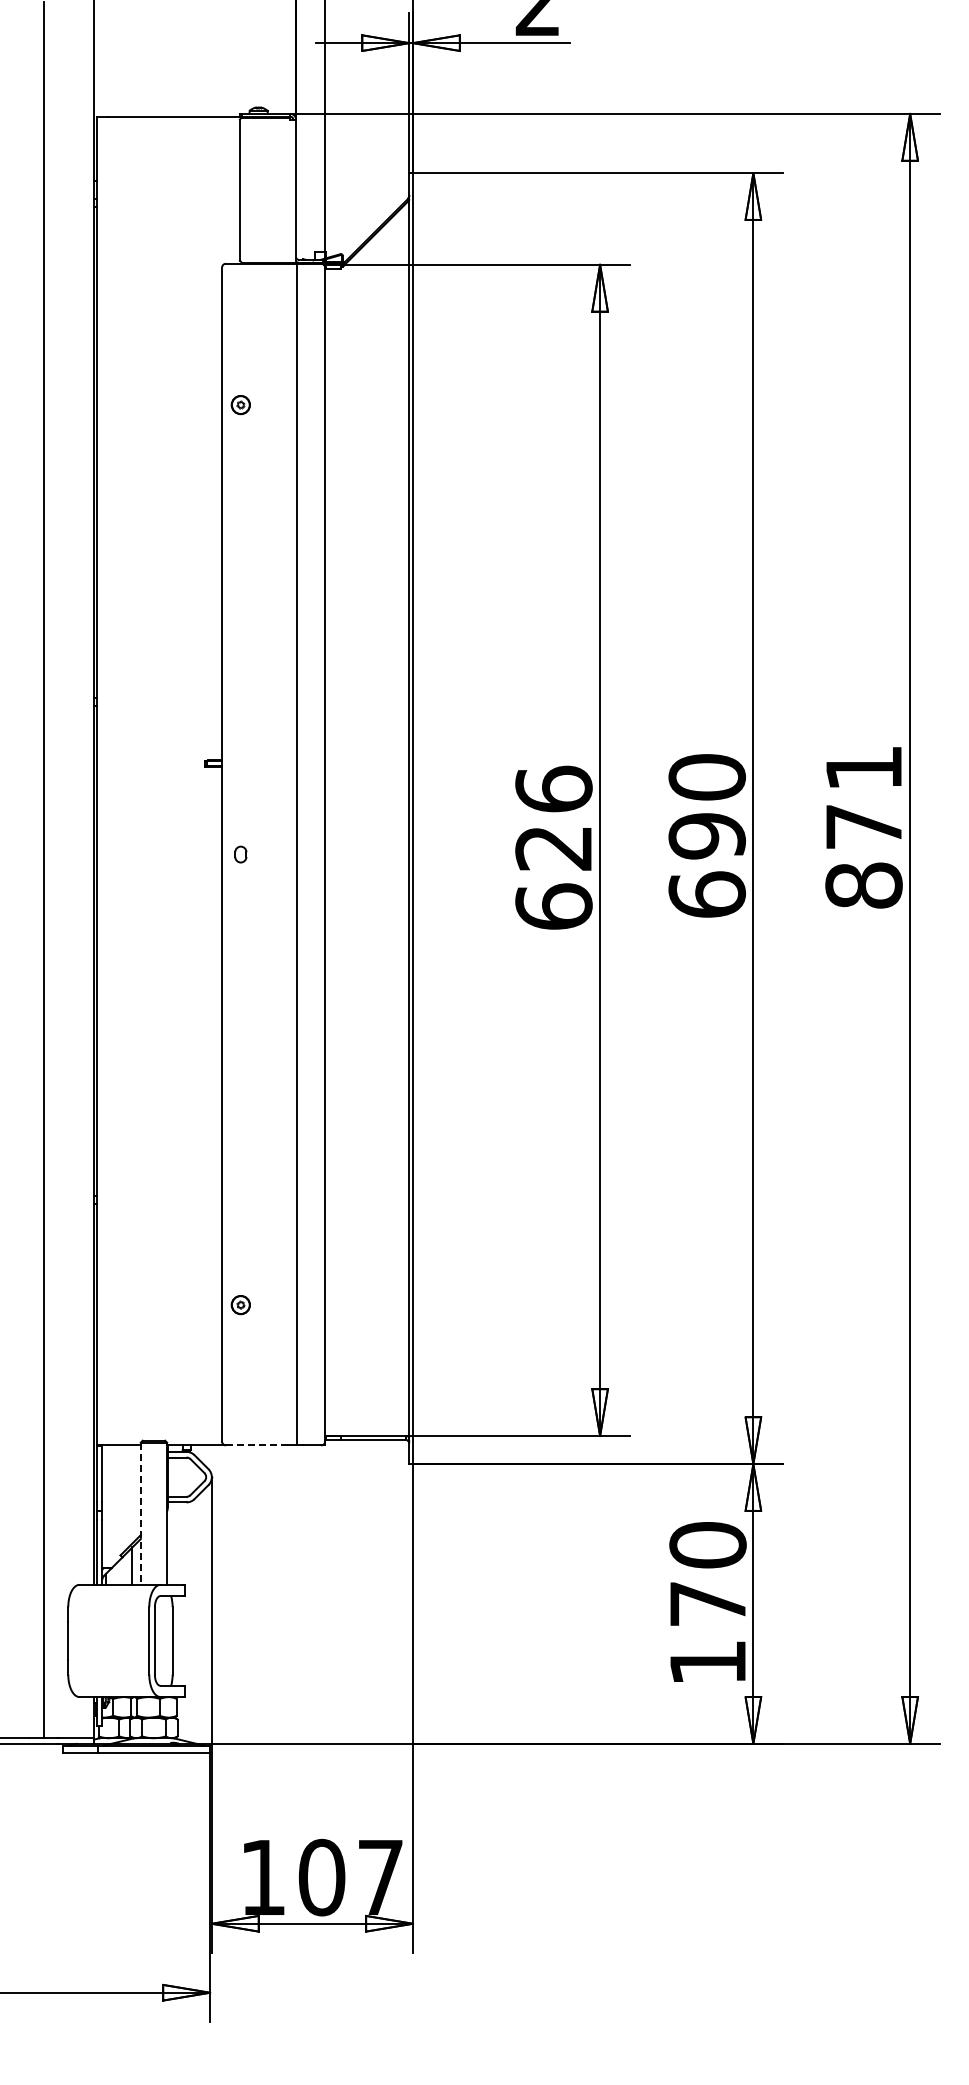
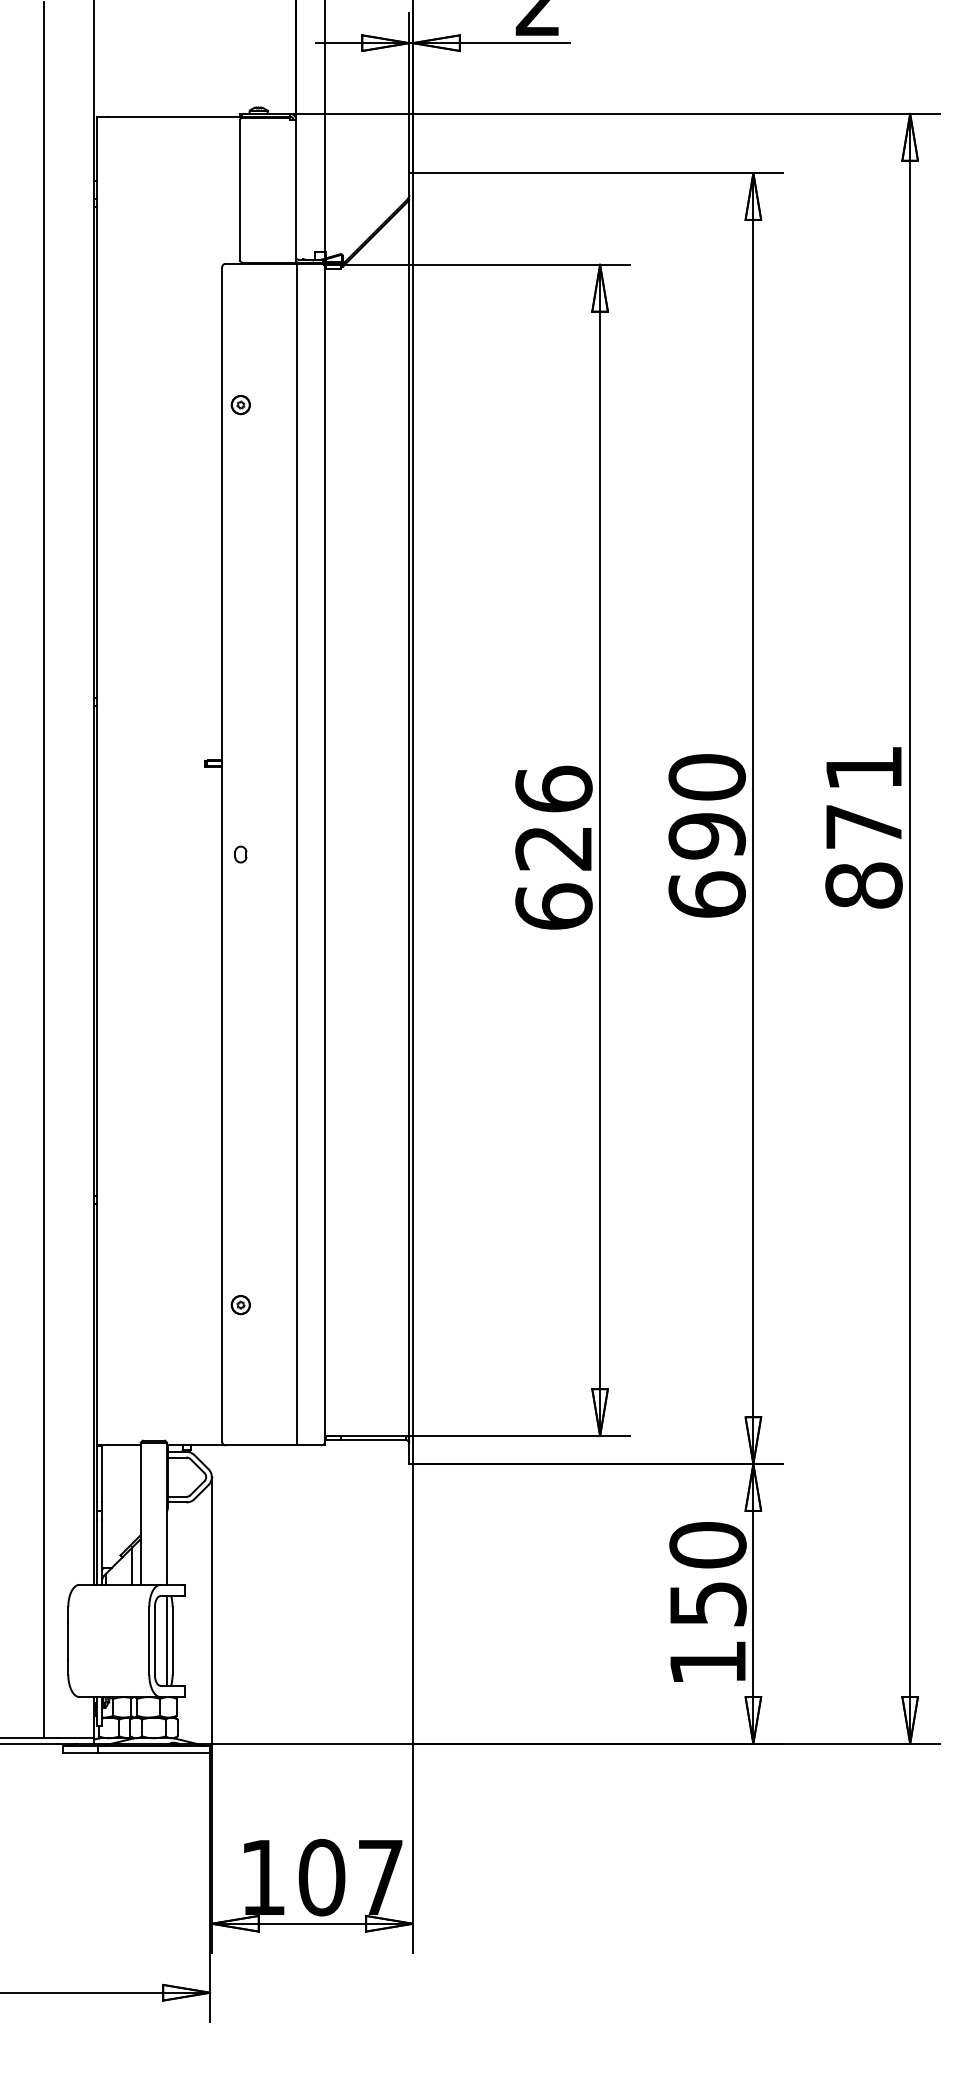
line: dashed -> solid (256, 1445)
line: dashed -> solid (140, 1514)
text: 170 -> 150 (708, 1604)
line: none -> present (167, 1640)
